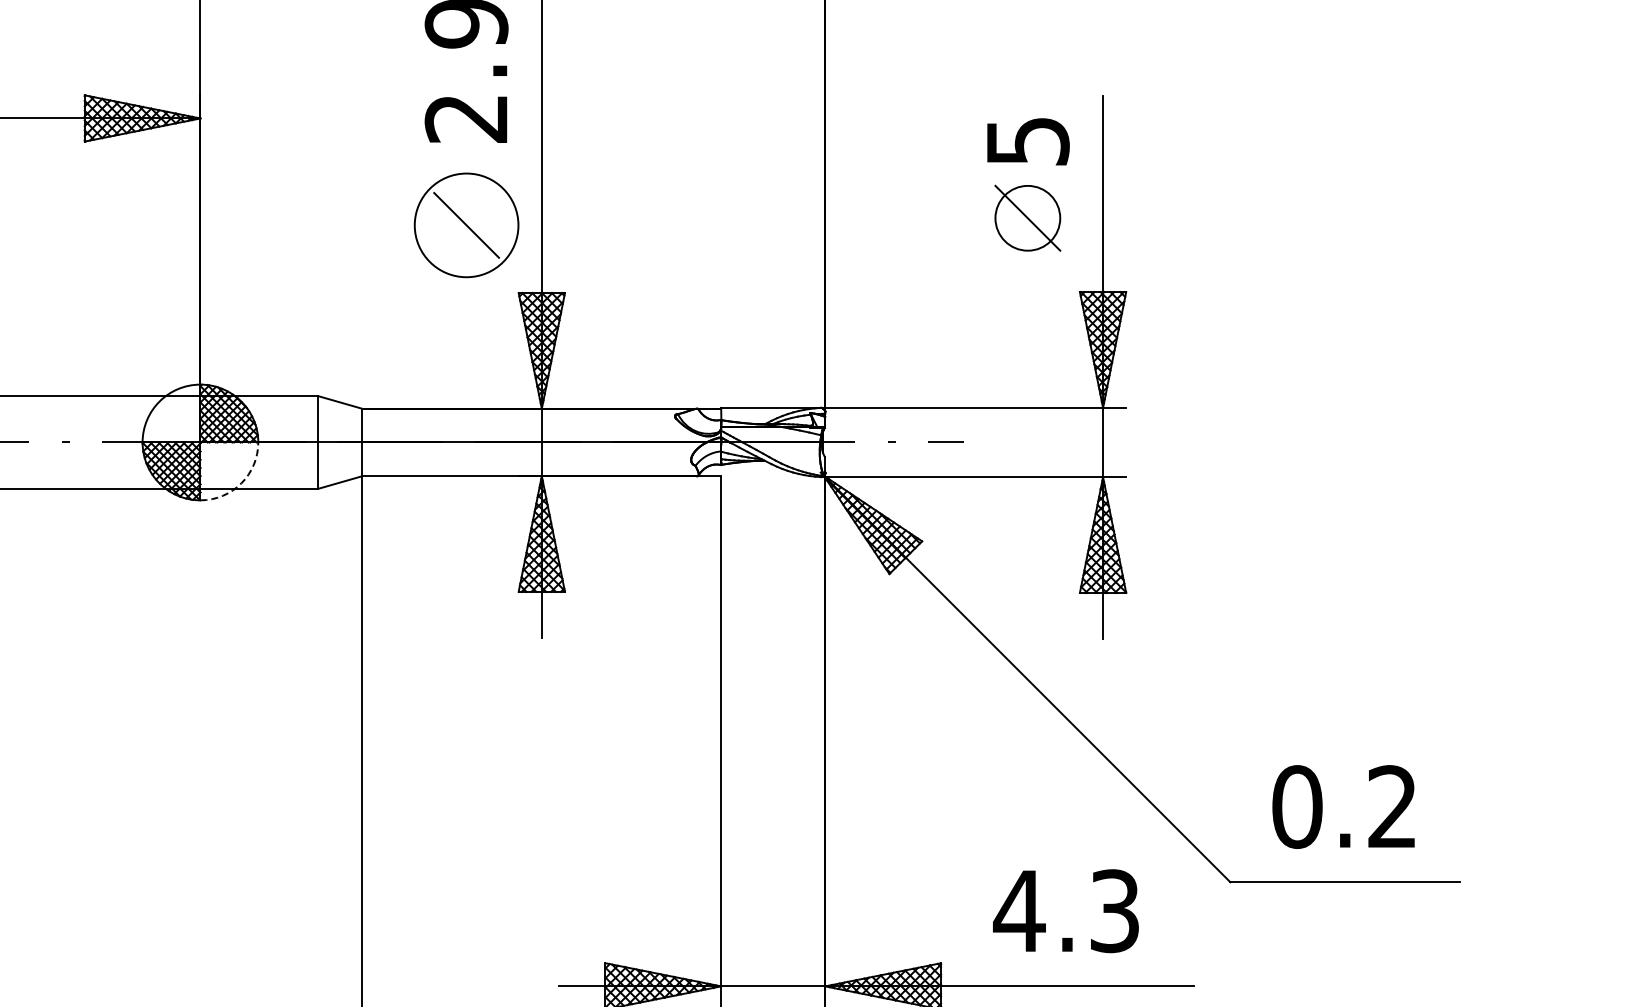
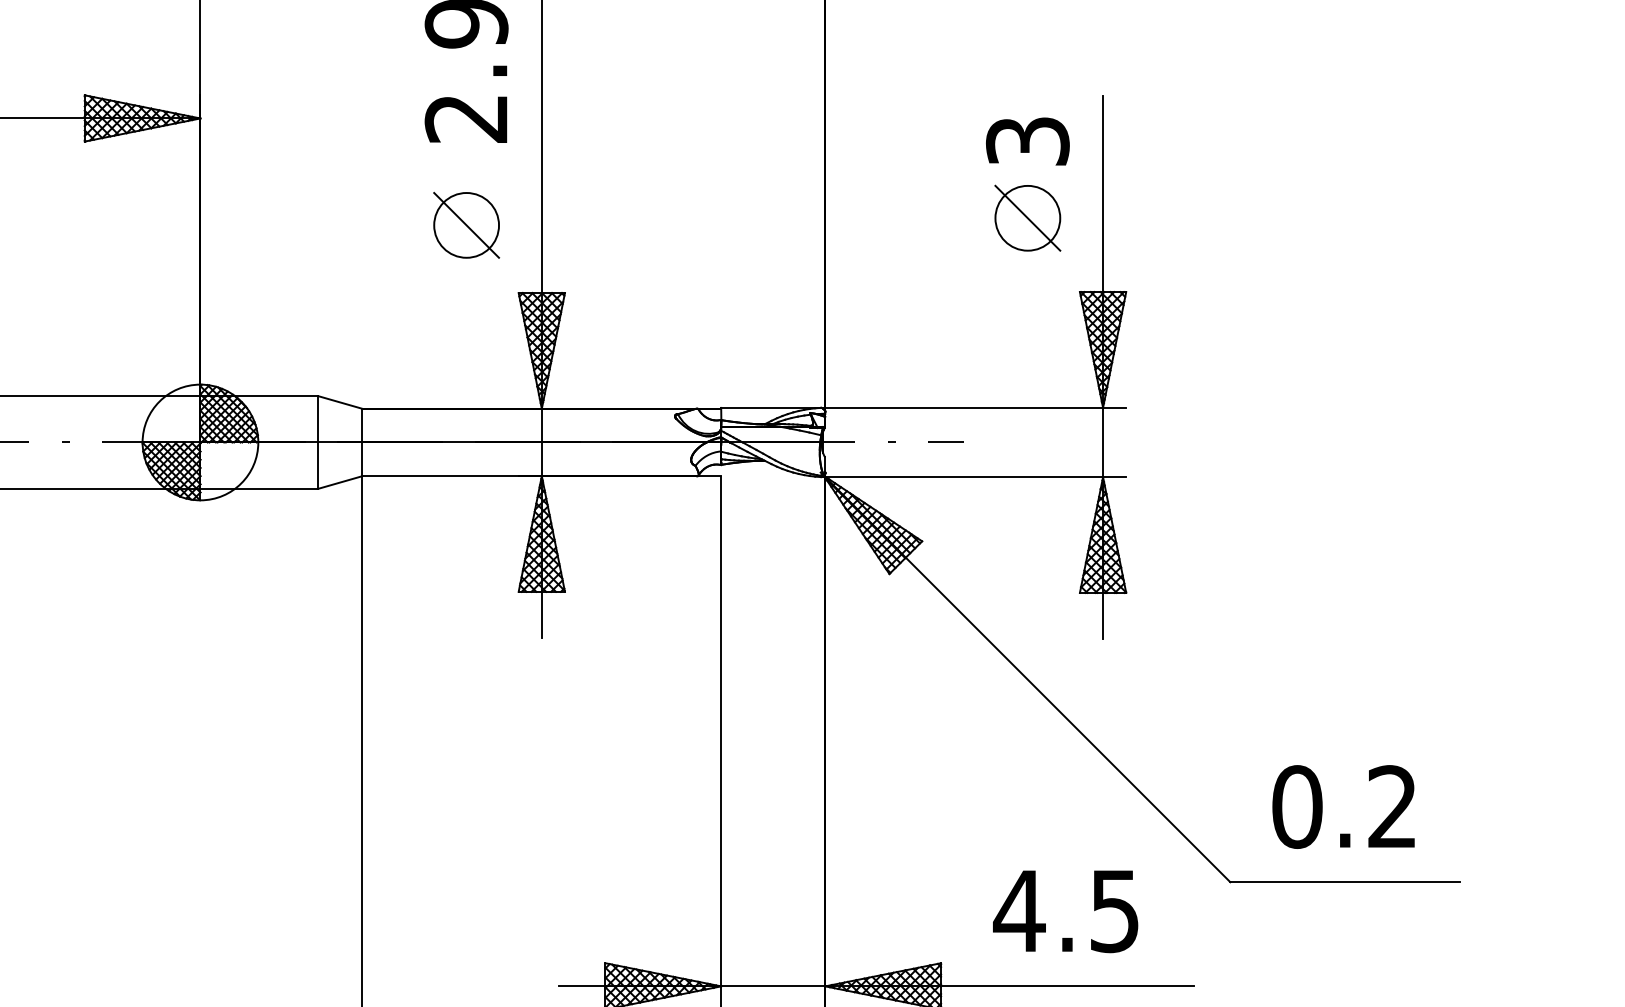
text: 5 -> 3 (1027, 141)
circle diameter: 104 px -> 65 px (466, 225)
arc: dashed -> solid (241, 483)
text: 4.3 -> 4.5 (1114, 910)
